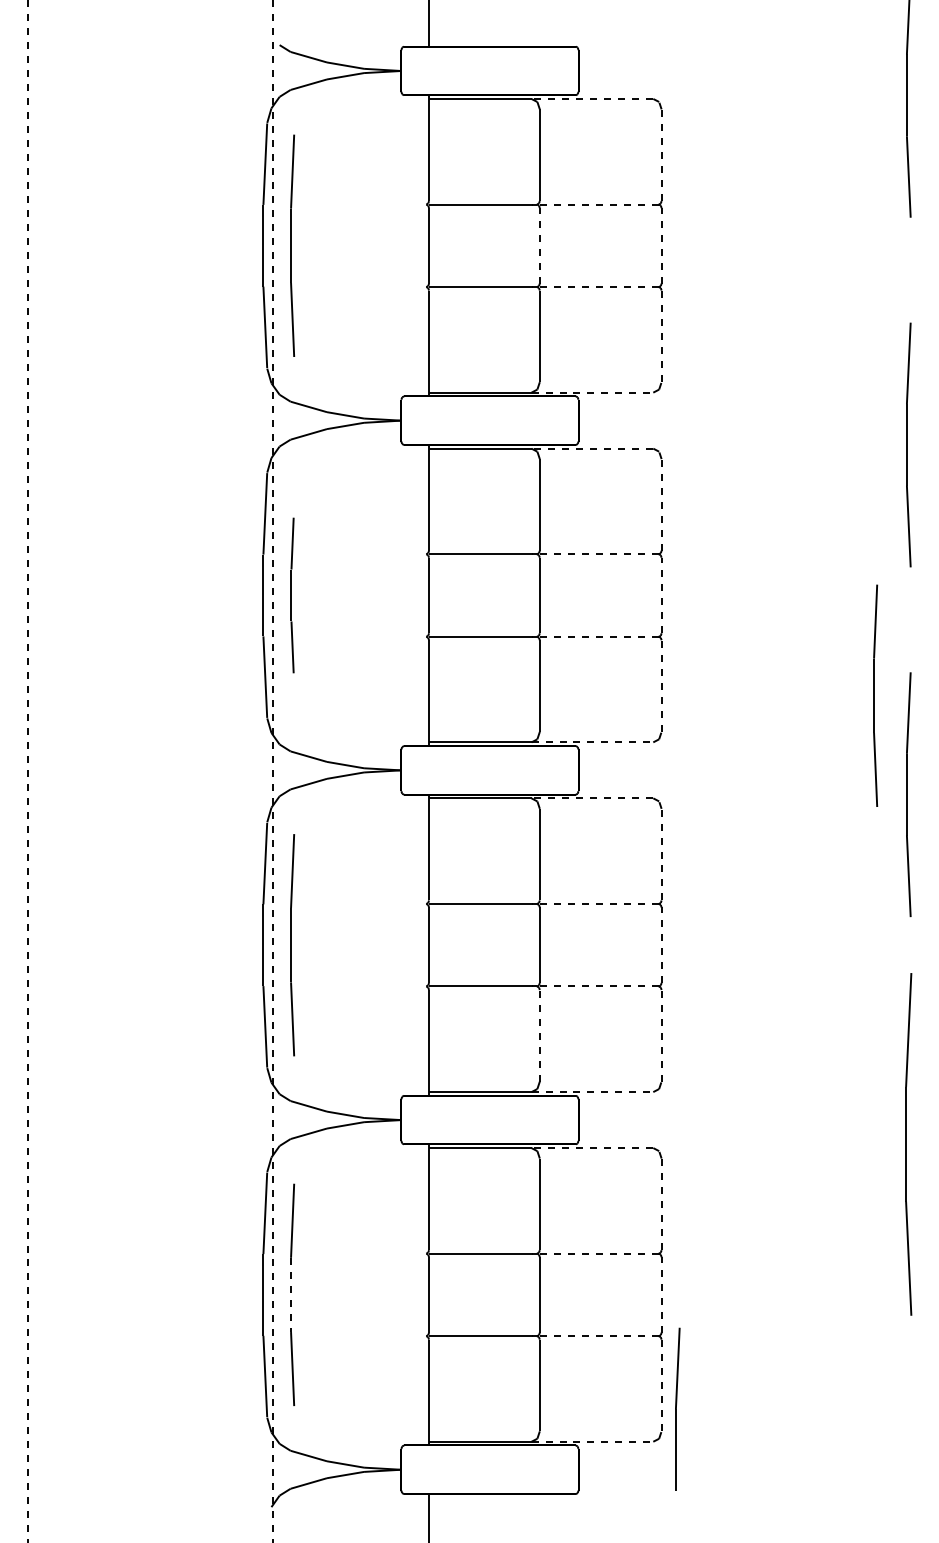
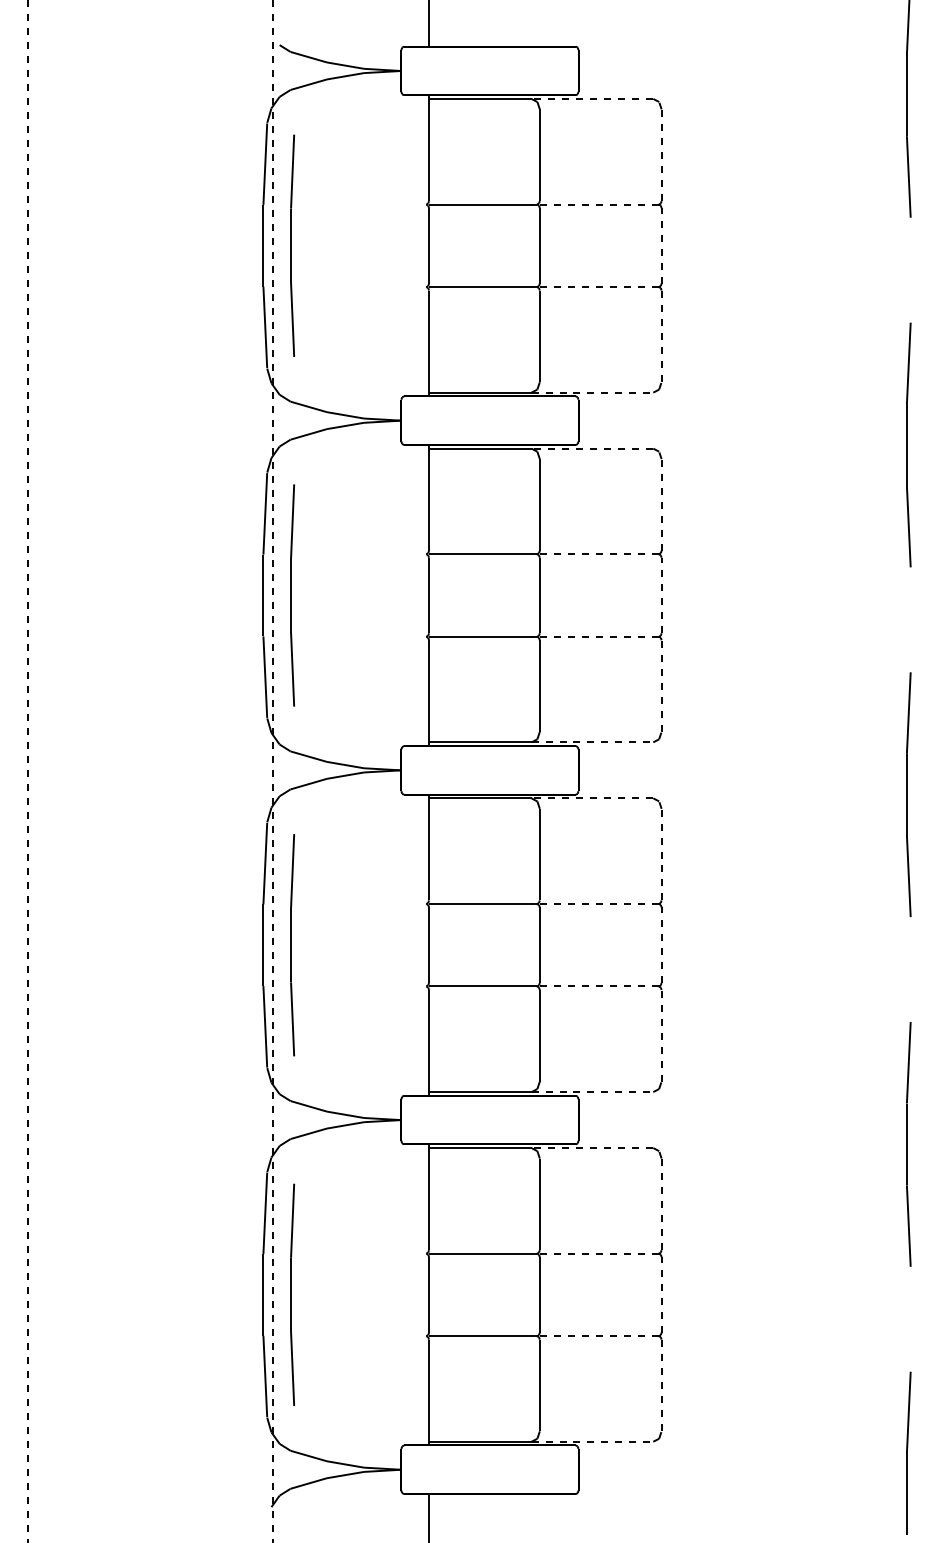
line: dashed -> solid (539, 245)
part size: 5x157 px -> 5x223 px (292, 595)
part: present -> none (875, 695)
line: dashed -> solid (539, 1035)
part size: 8x343 px -> 6x245 px (908, 1144)
line: dashed -> solid (291, 1295)
part position: (677, 1408) -> (908, 1452) (908, 1452)
